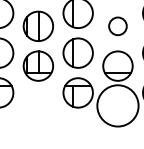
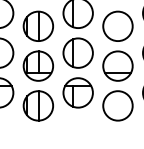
circle diameter: 18 px -> 29 px (117, 26)
part: none -> present (37, 105)
circle diameter: 41 px -> 29 px (117, 105)
